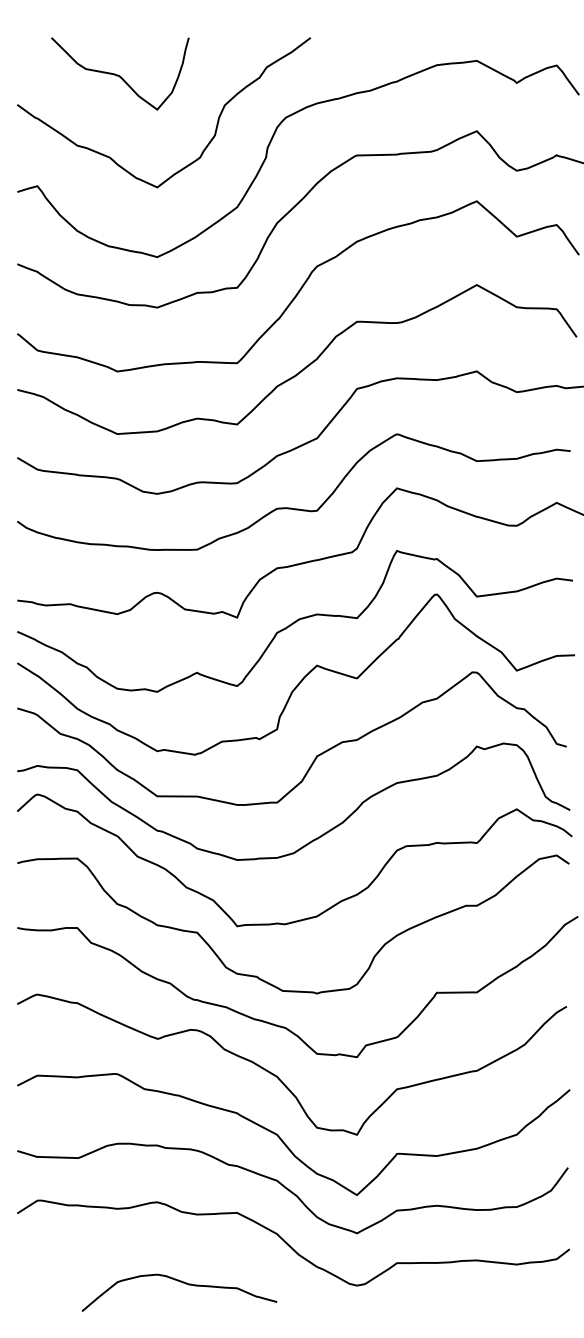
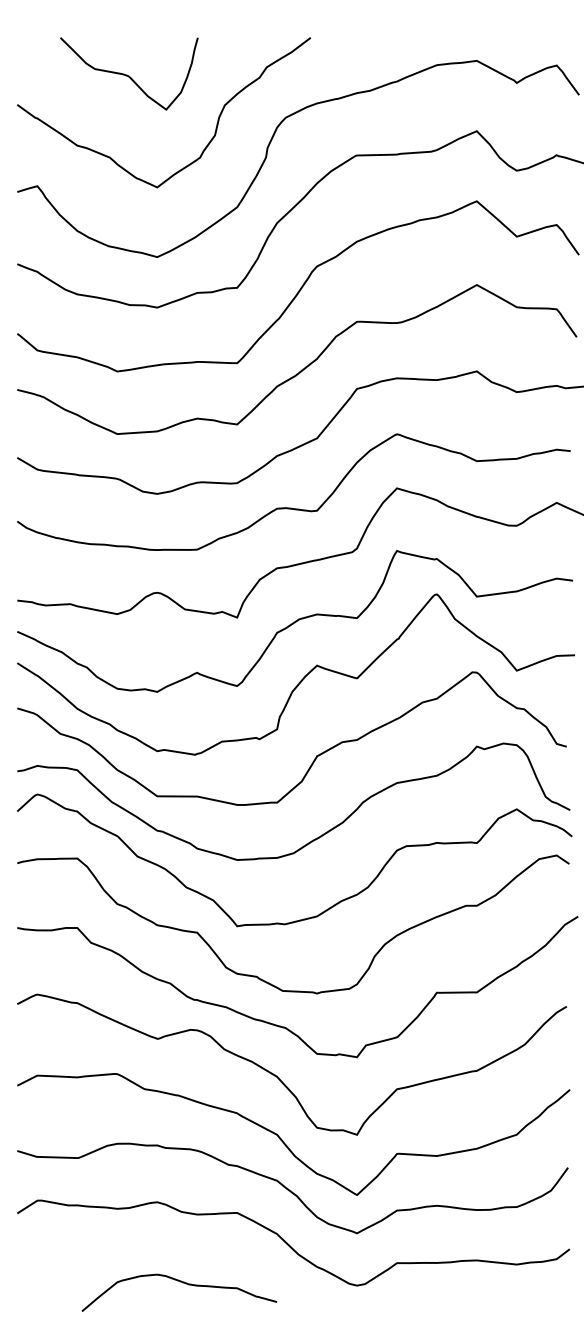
curve position: (120, 75) -> (129, 75) (129, 75)
